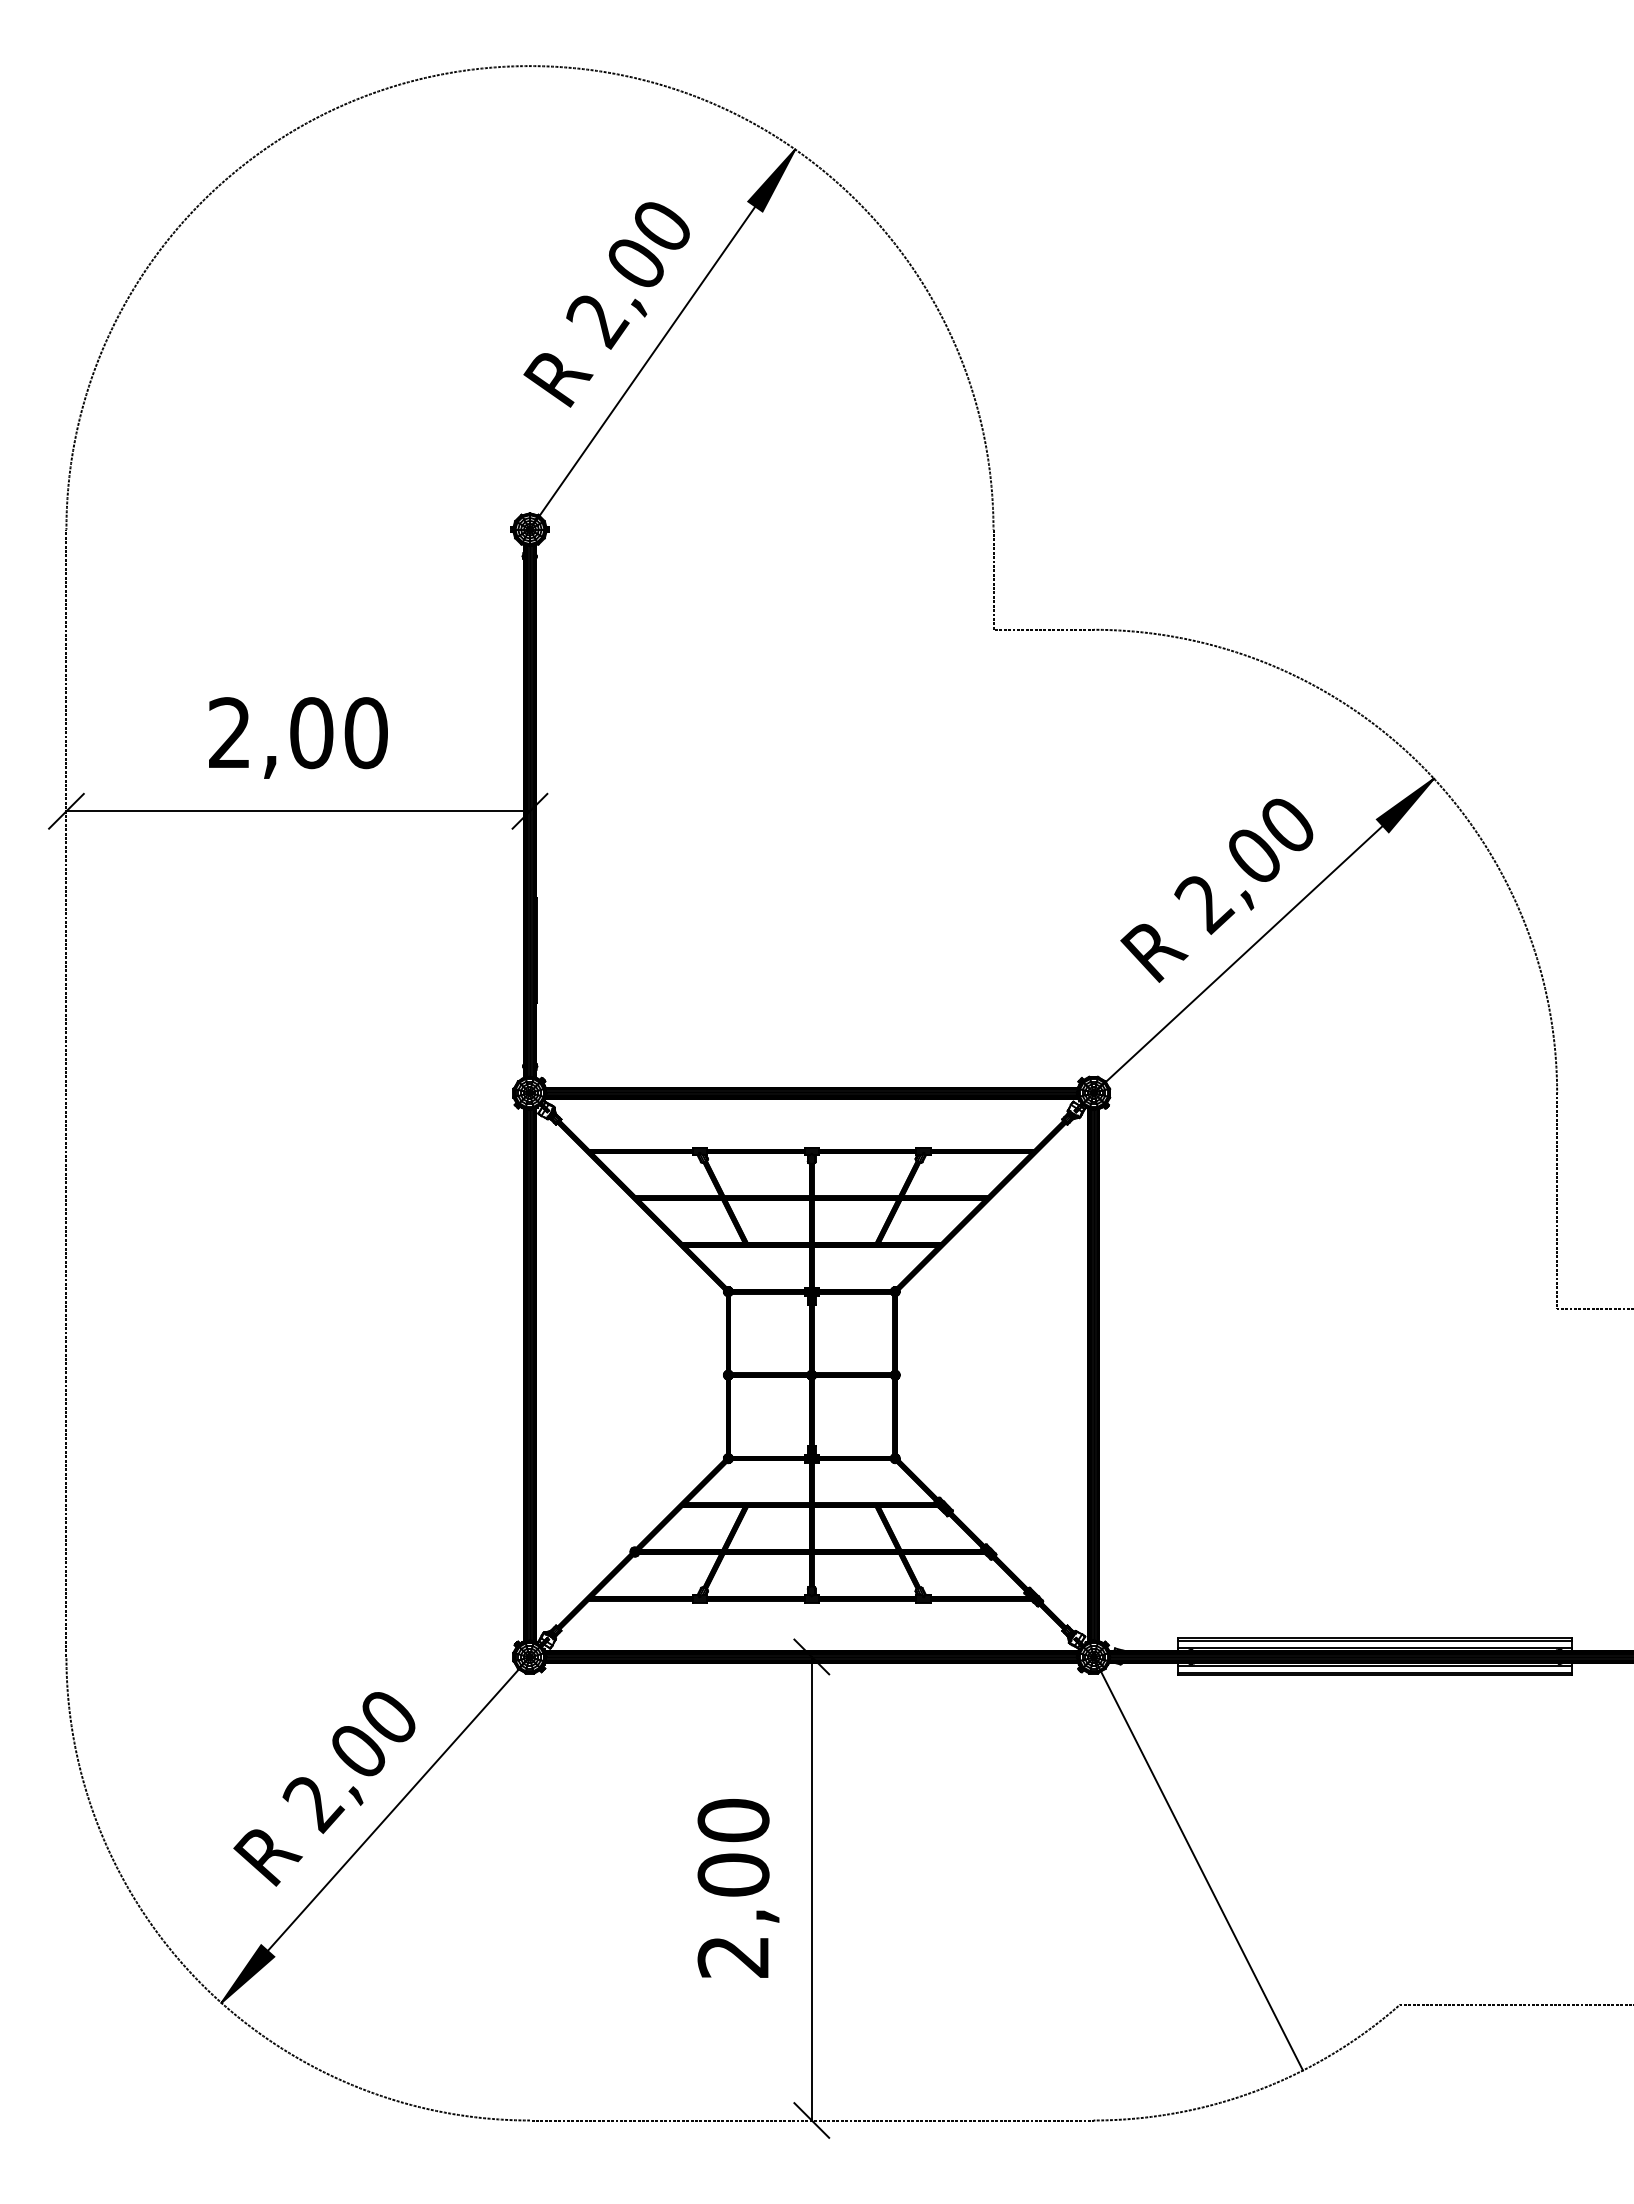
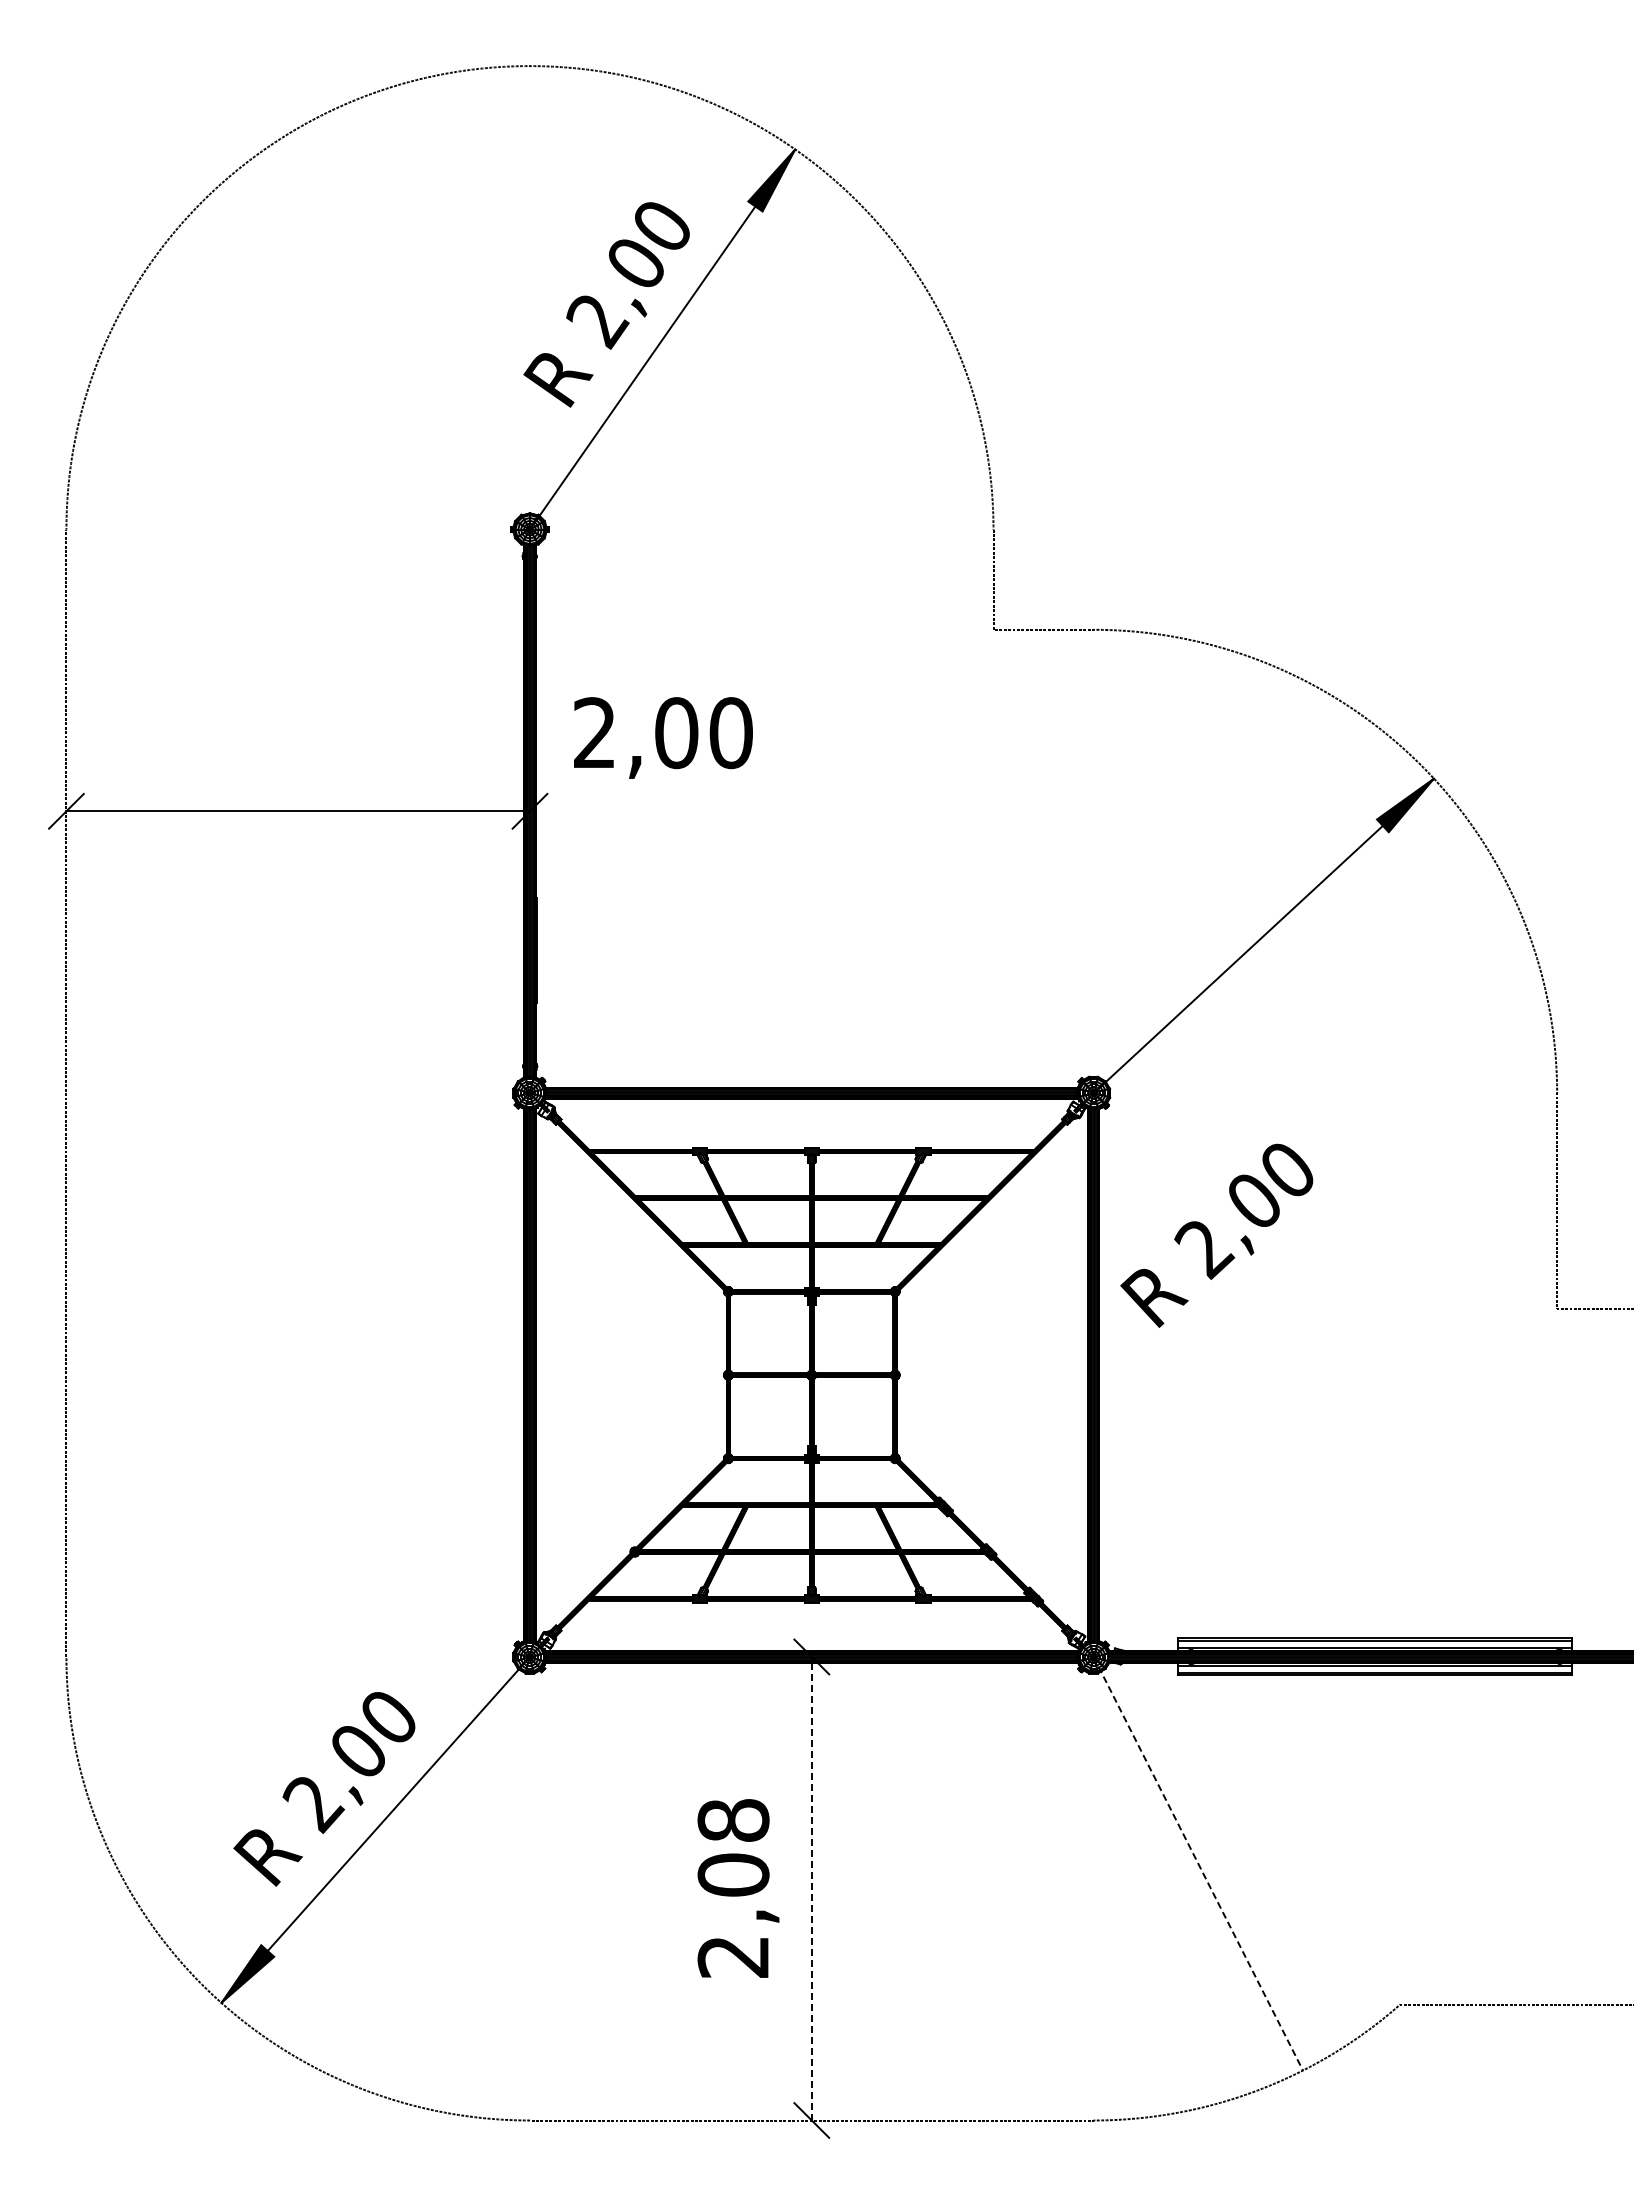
text position: (298, 737) -> (663, 737) (663, 737)
text position: (1216, 890) -> (1216, 1235) (1216, 1235)
text: 2,00 -> 2,08 (733, 1820)
line: solid -> dashed (1198, 1863)
line: solid -> dashed (811, 1888)
